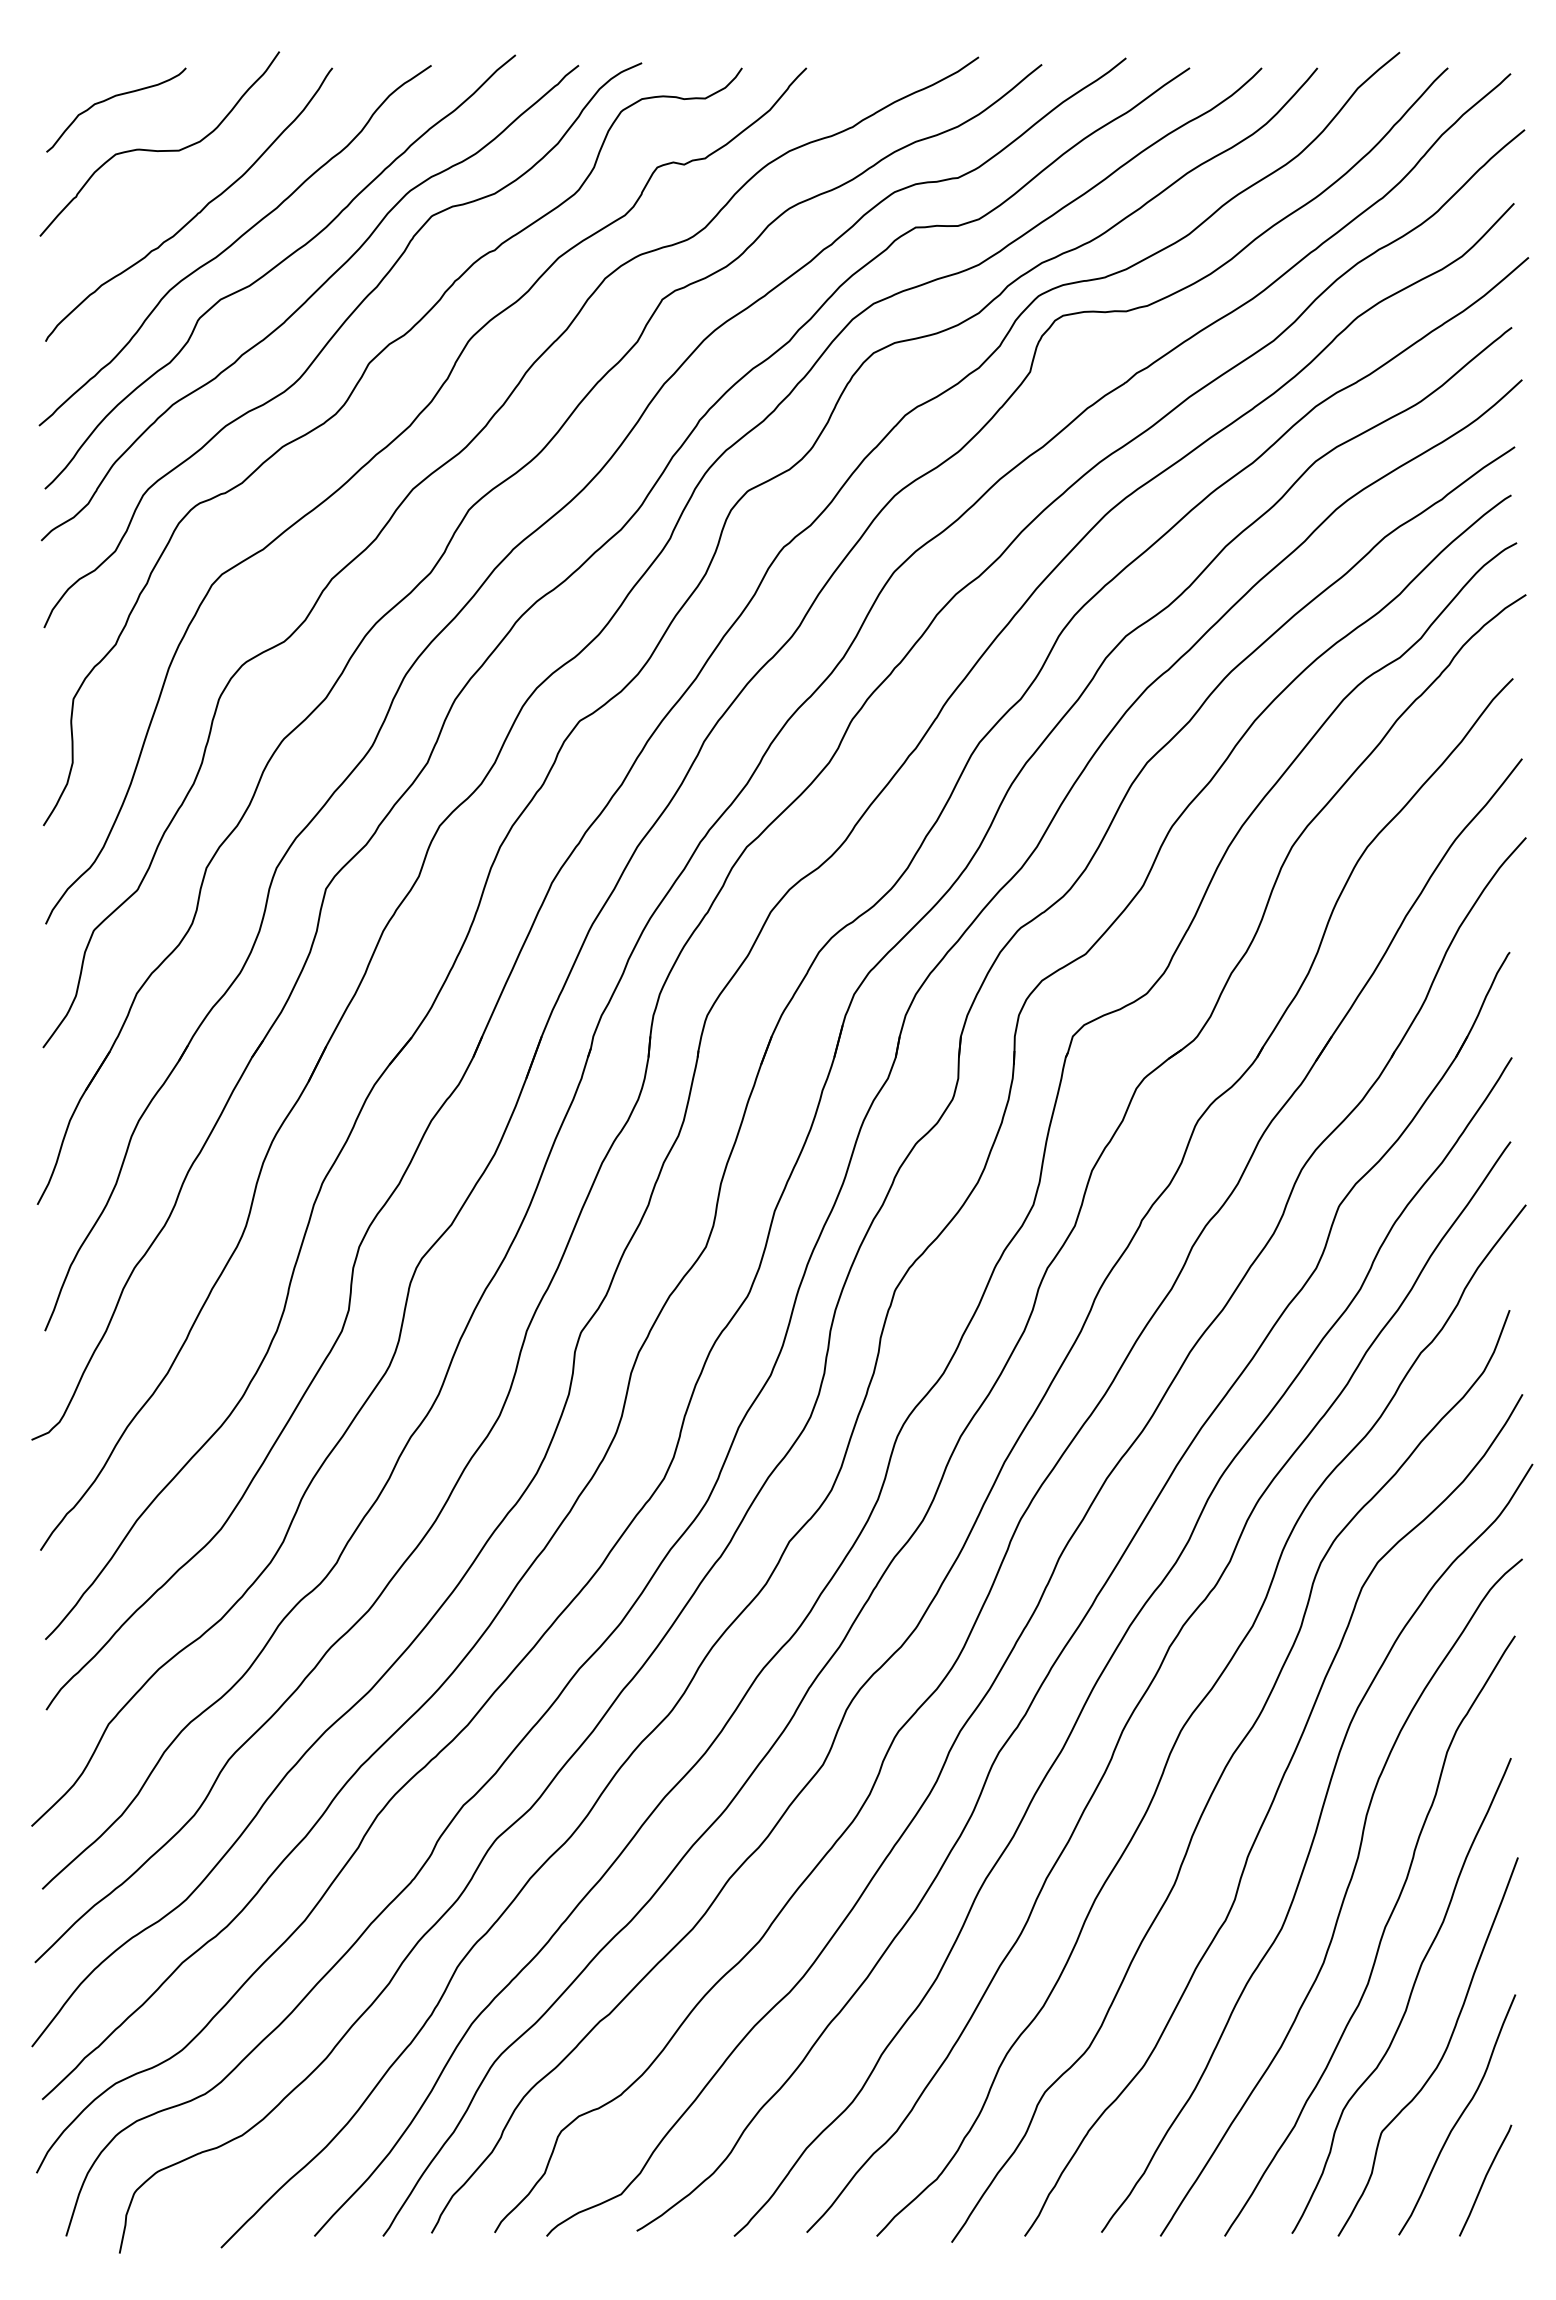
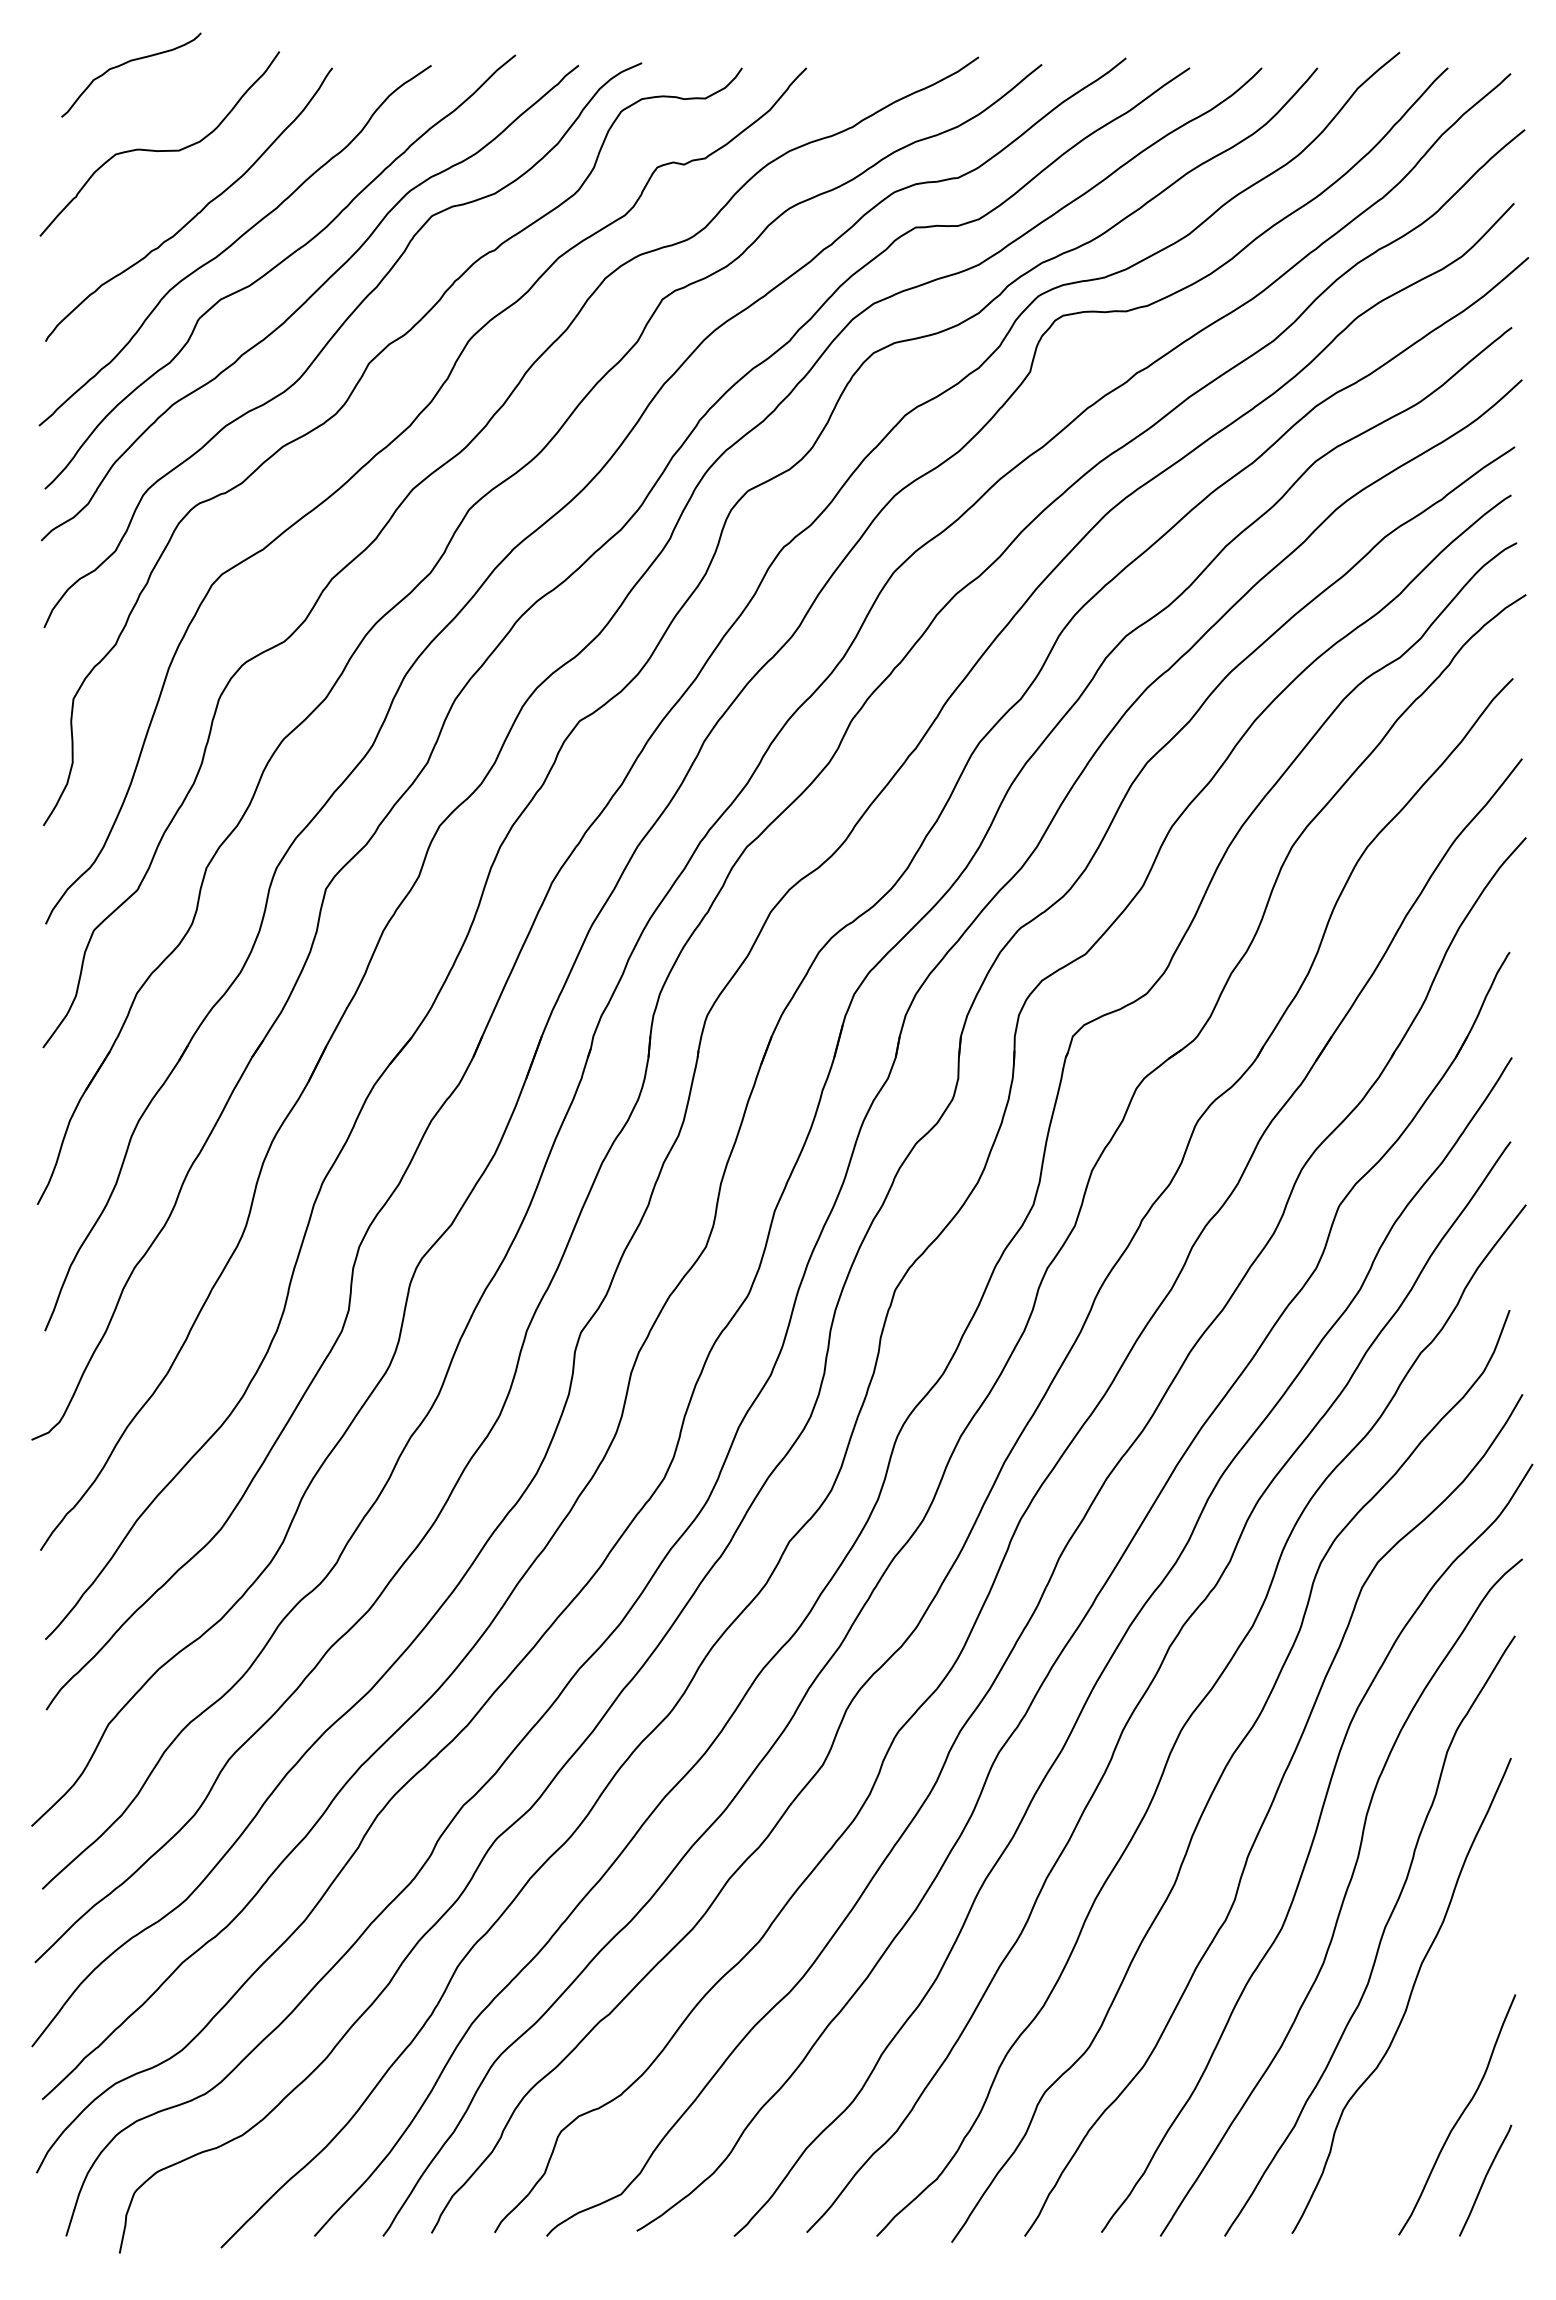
curve position: (110, 99) -> (125, 64) (125, 64)
curve: present -> none (1442, 2054)
